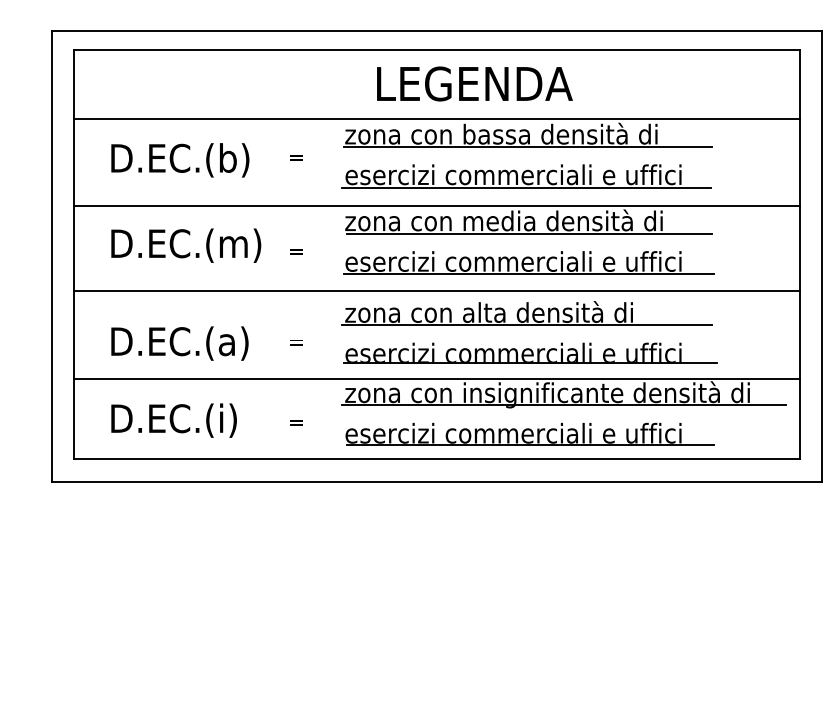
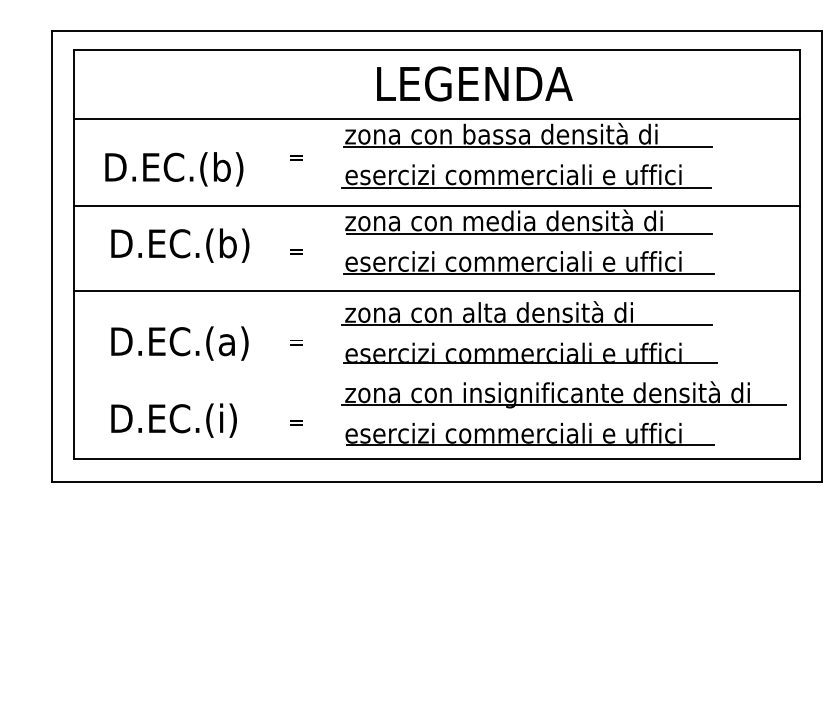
text position: (180, 160) -> (174, 169) (174, 169)
text: D.EC.(m) -> D.EC.(b) (240, 245)
line: present -> none (436, 379)
